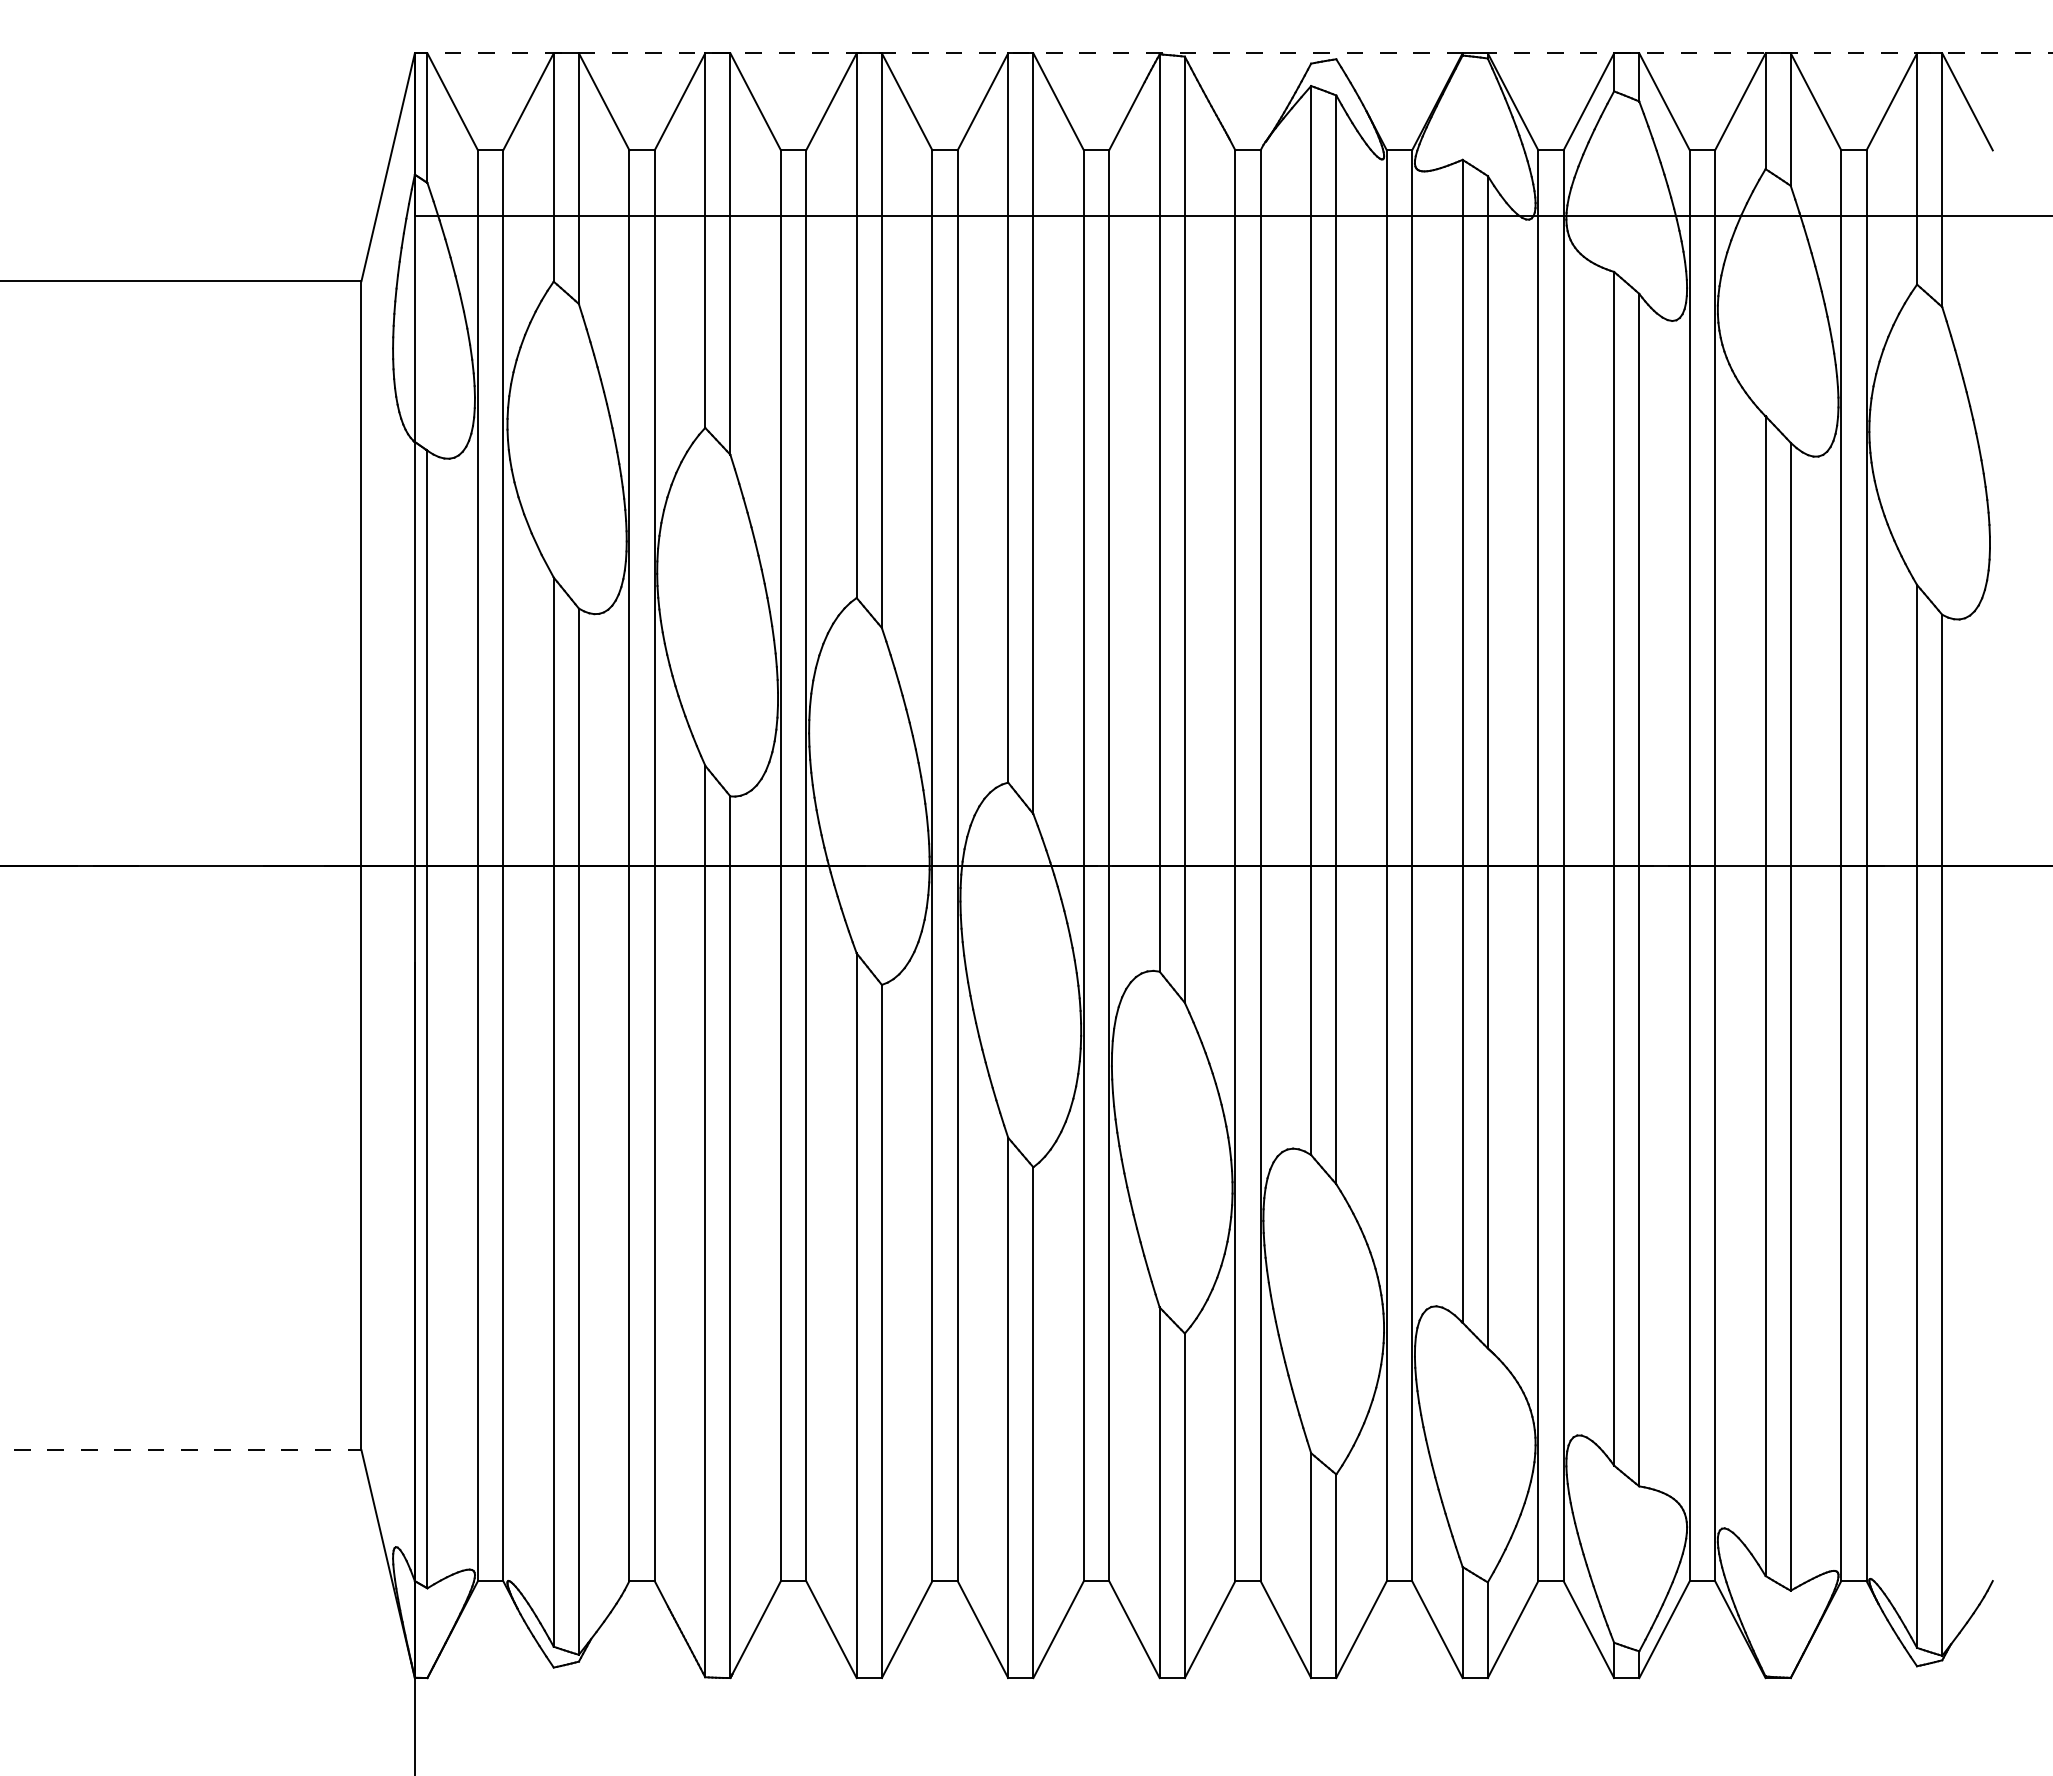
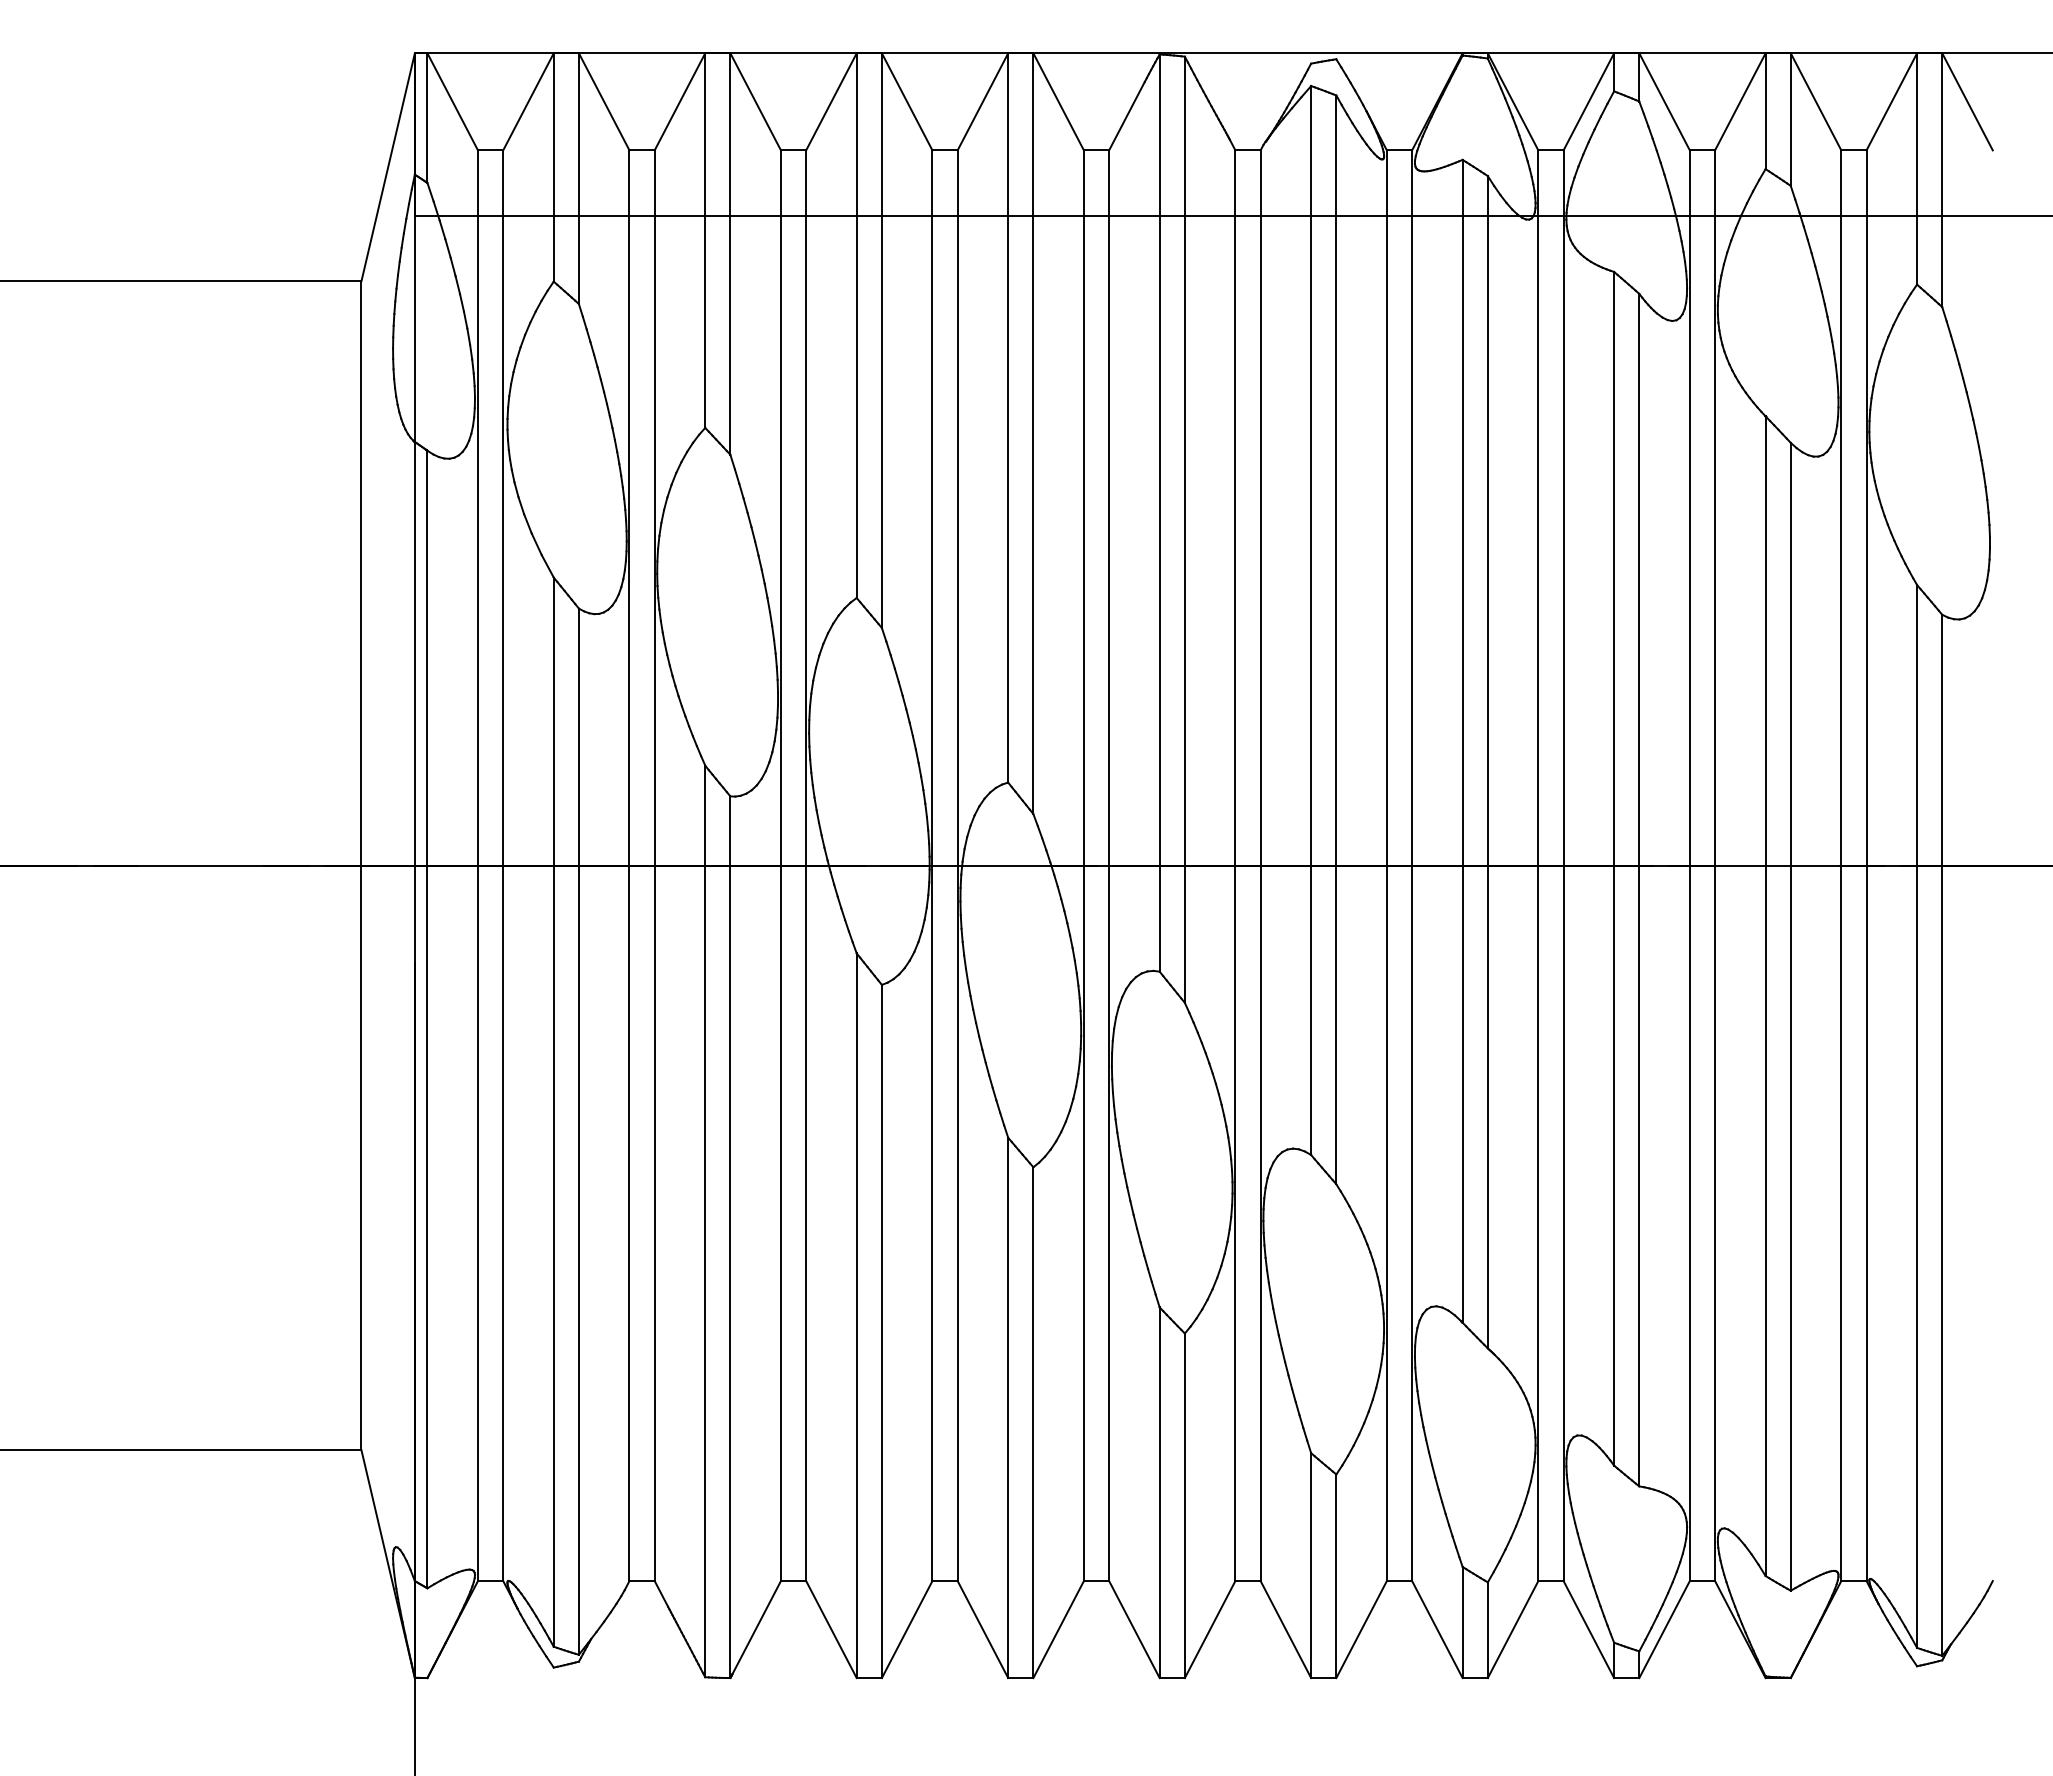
line: dashed -> solid (1233, 53)
line: dashed -> solid (180, 1450)
